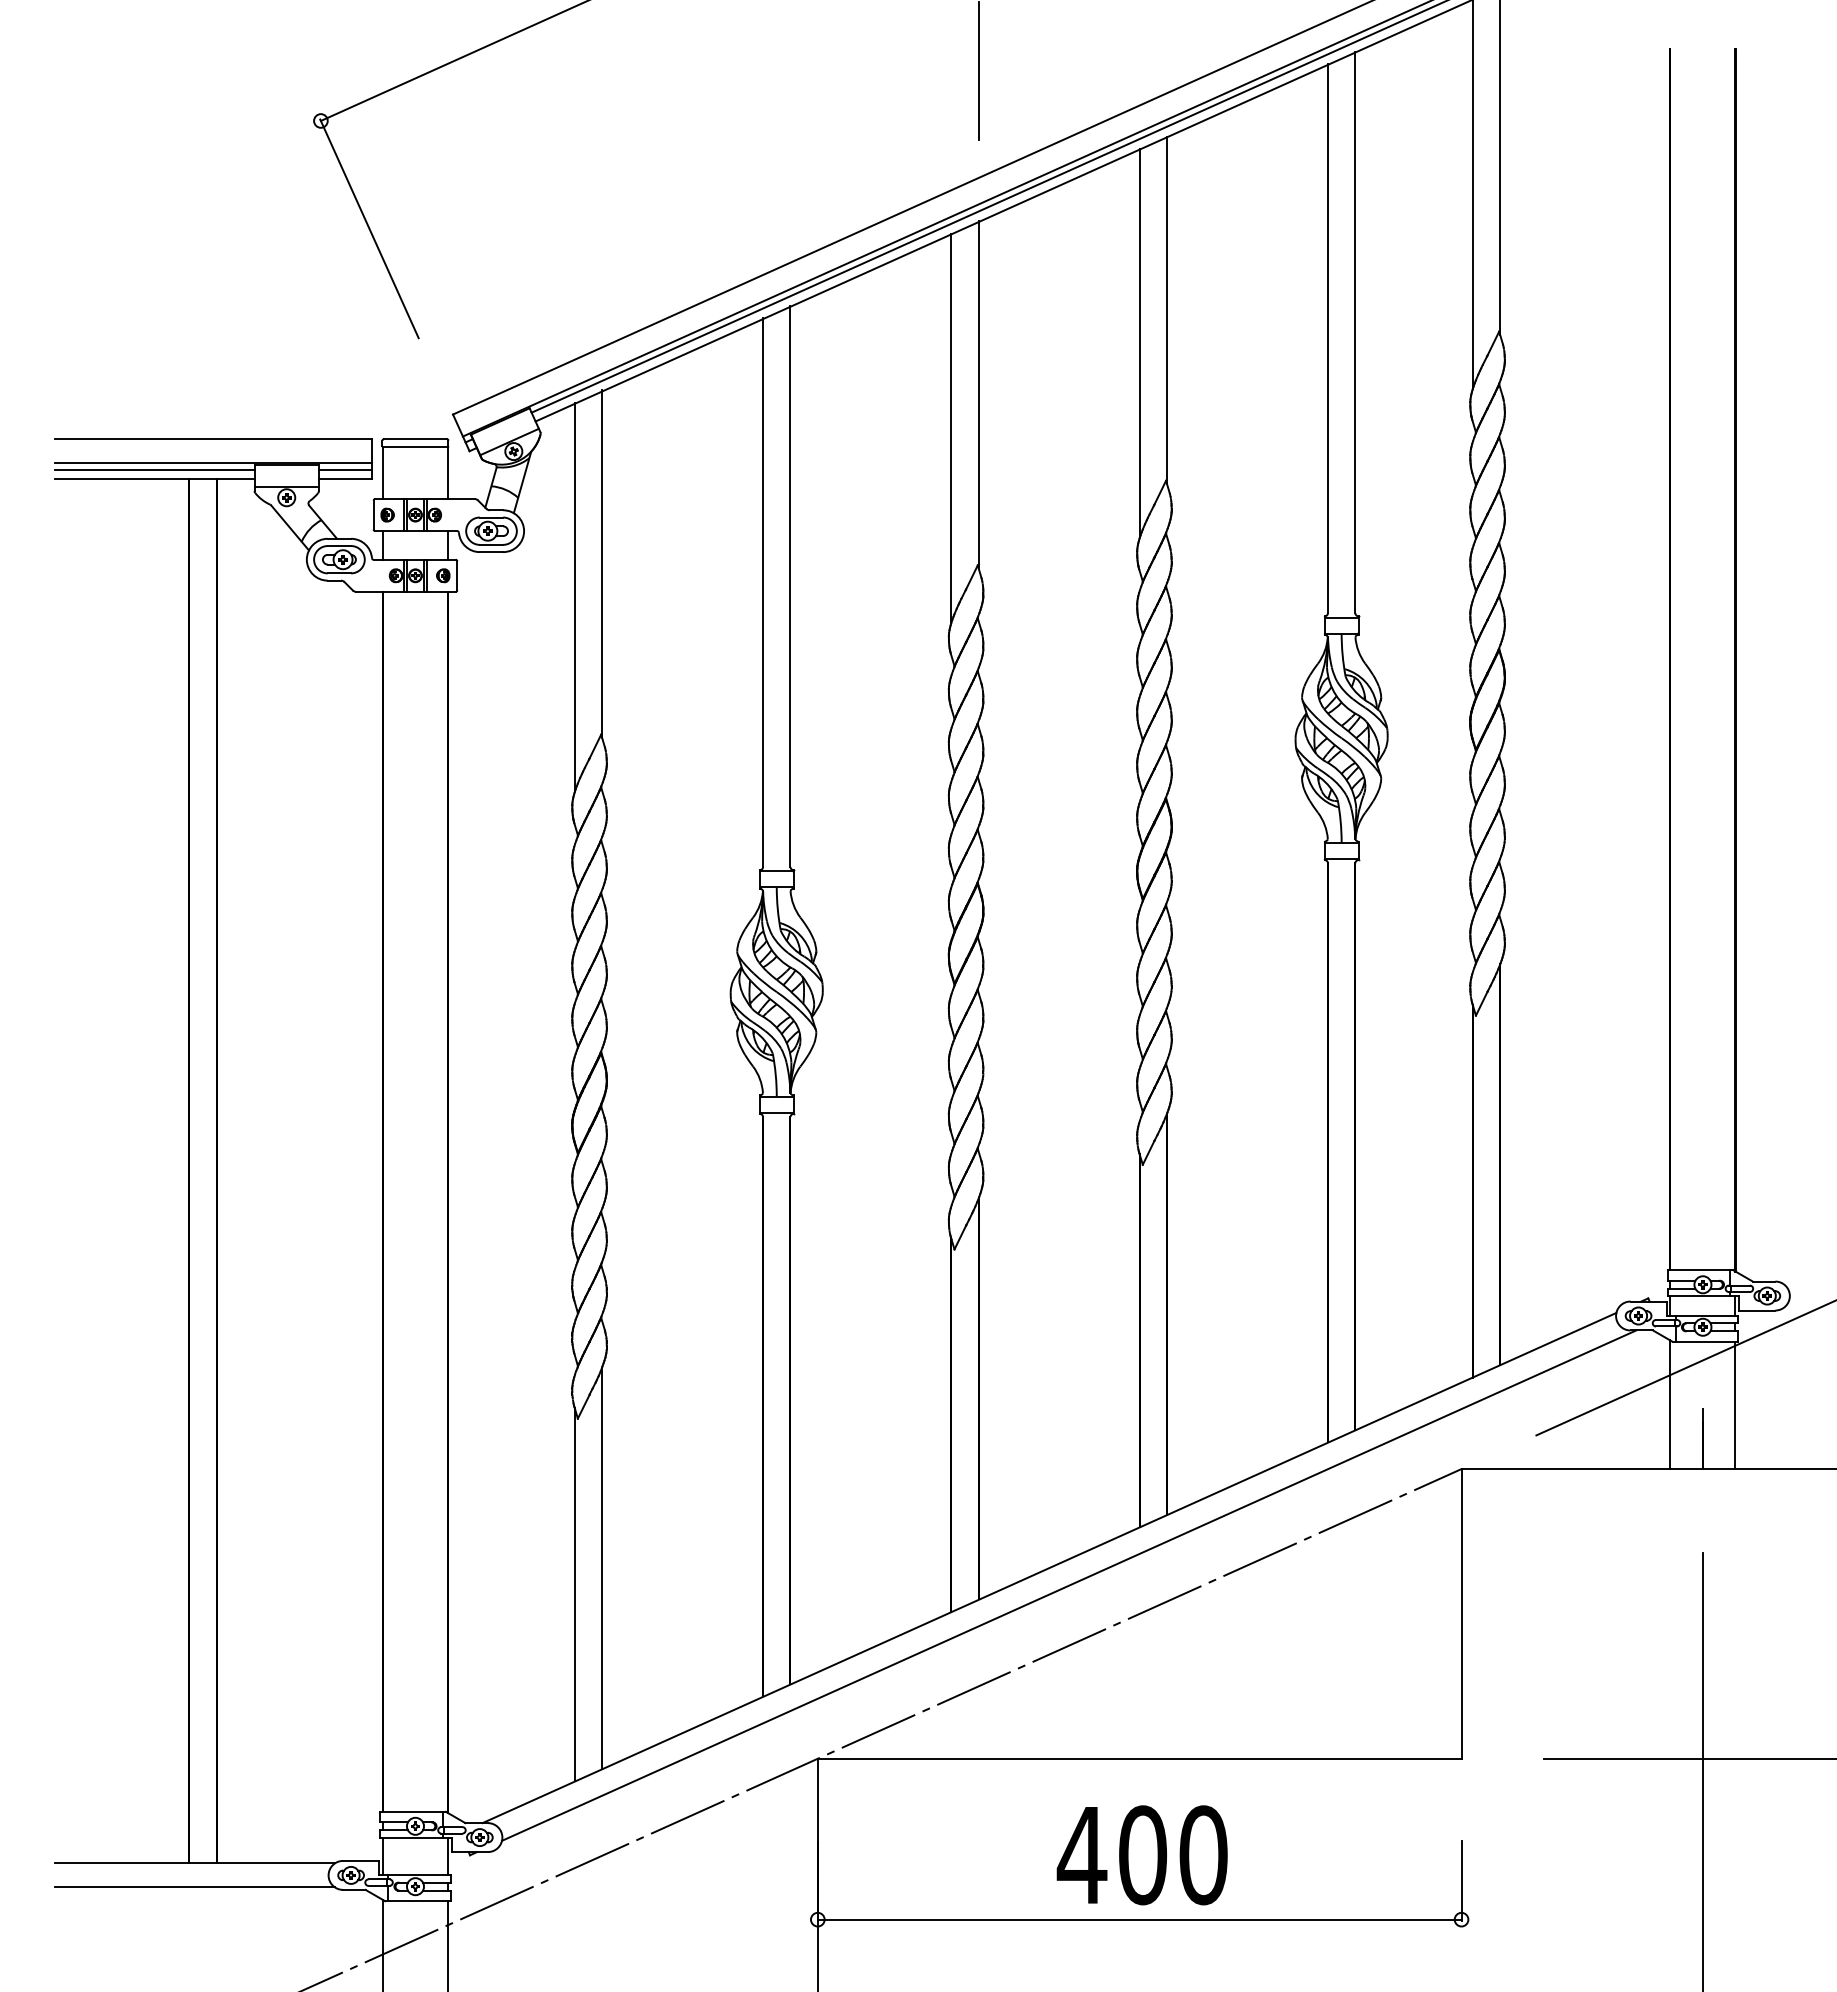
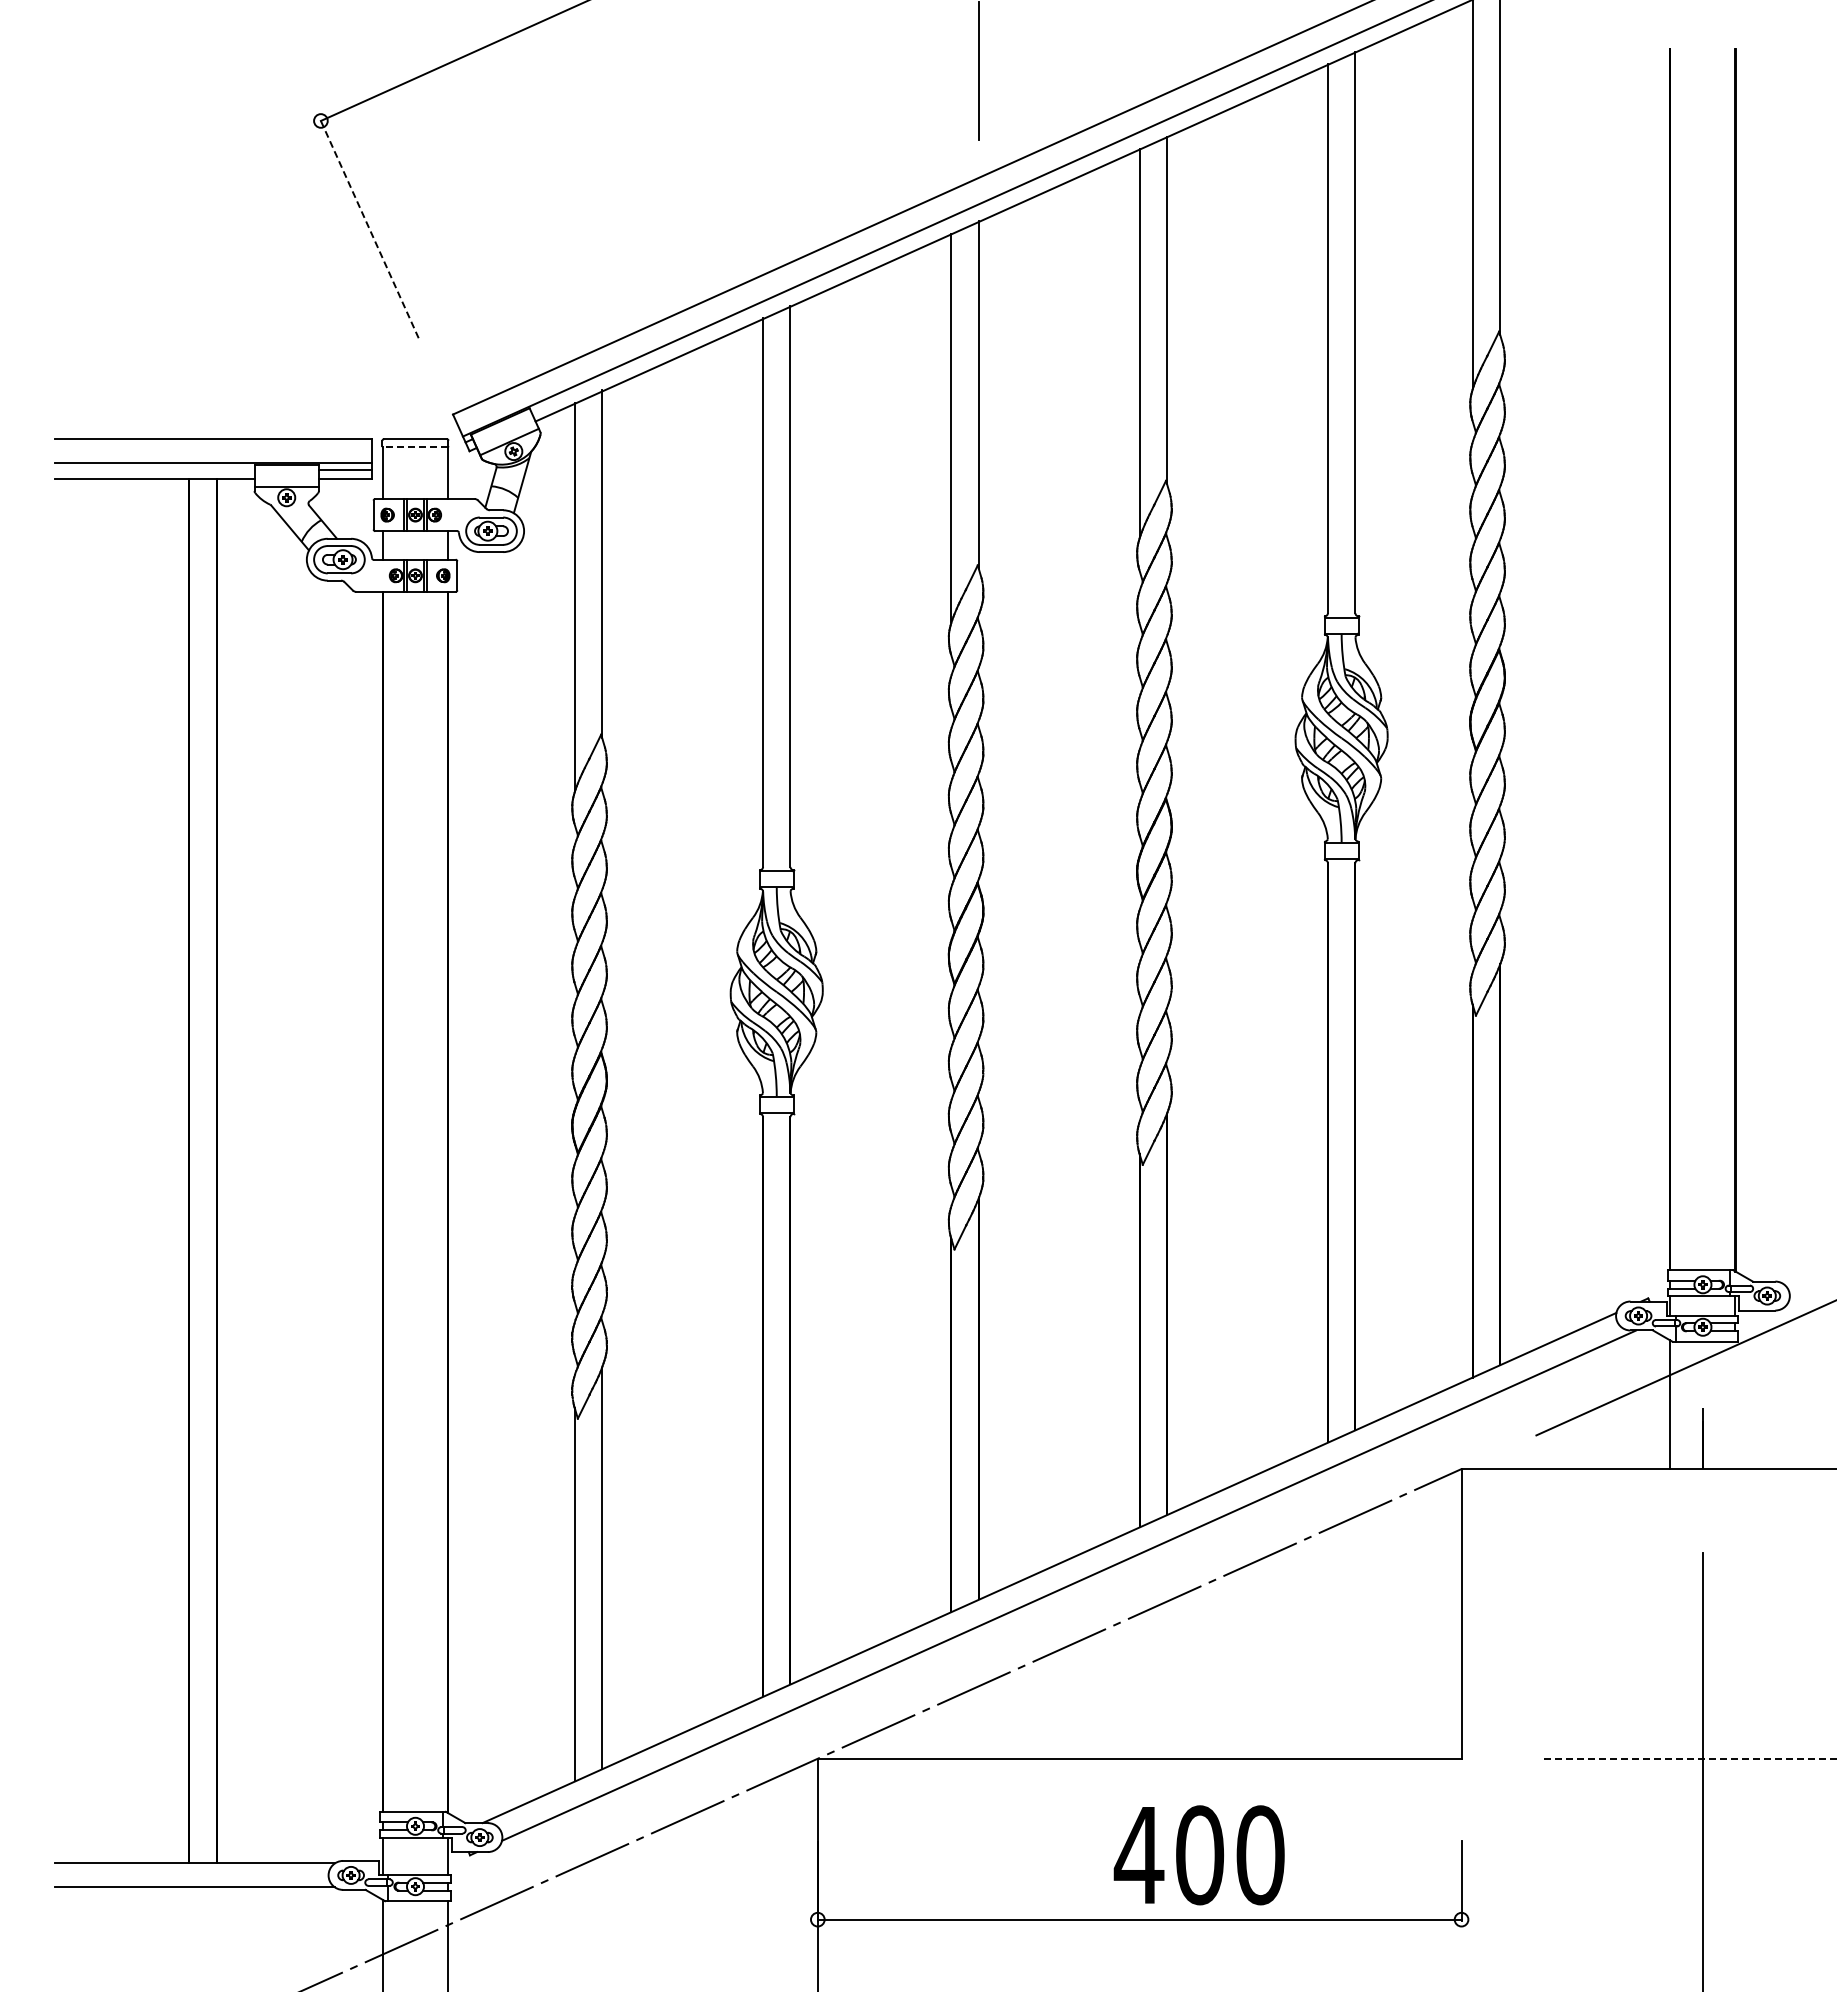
line: present -> none (987, 207)
line: solid -> dashed (369, 228)
line: solid -> dashed (414, 447)
line: present -> none (154, 469)
line: present -> none (1735, 1405)
line: solid -> dashed (1690, 1758)
text position: (1141, 1855) -> (1198, 1855) (1198, 1855)
